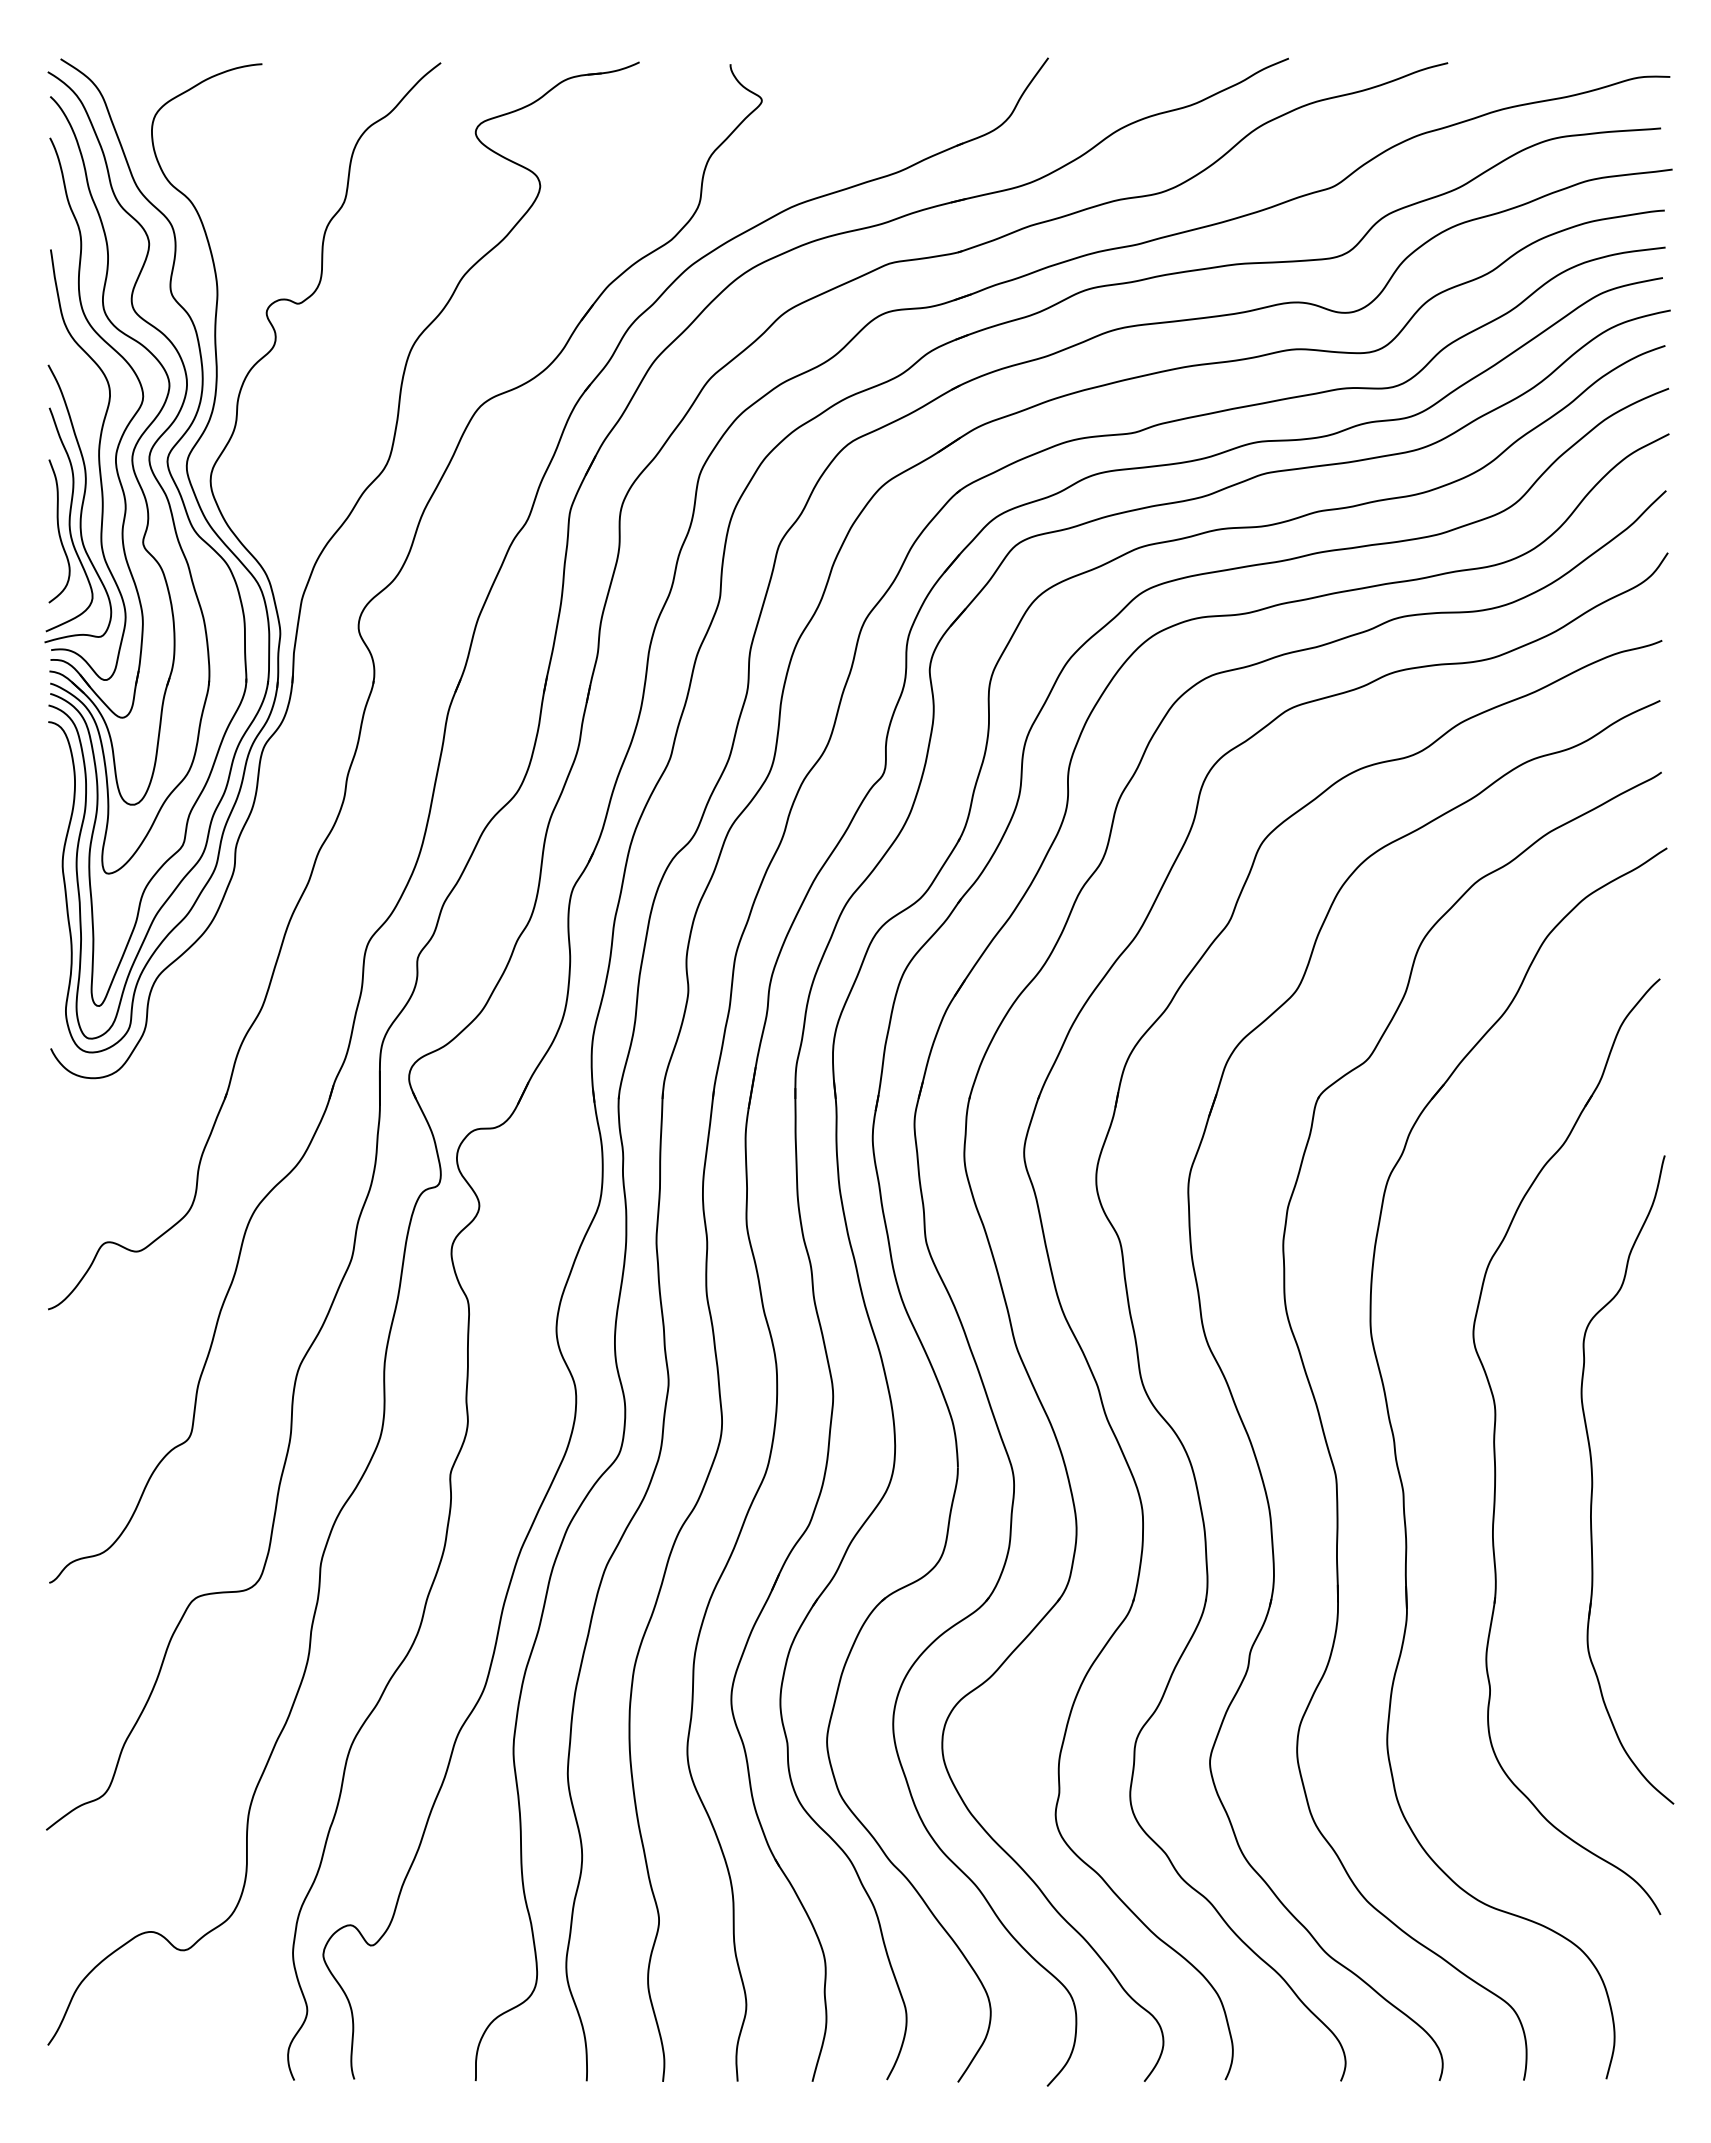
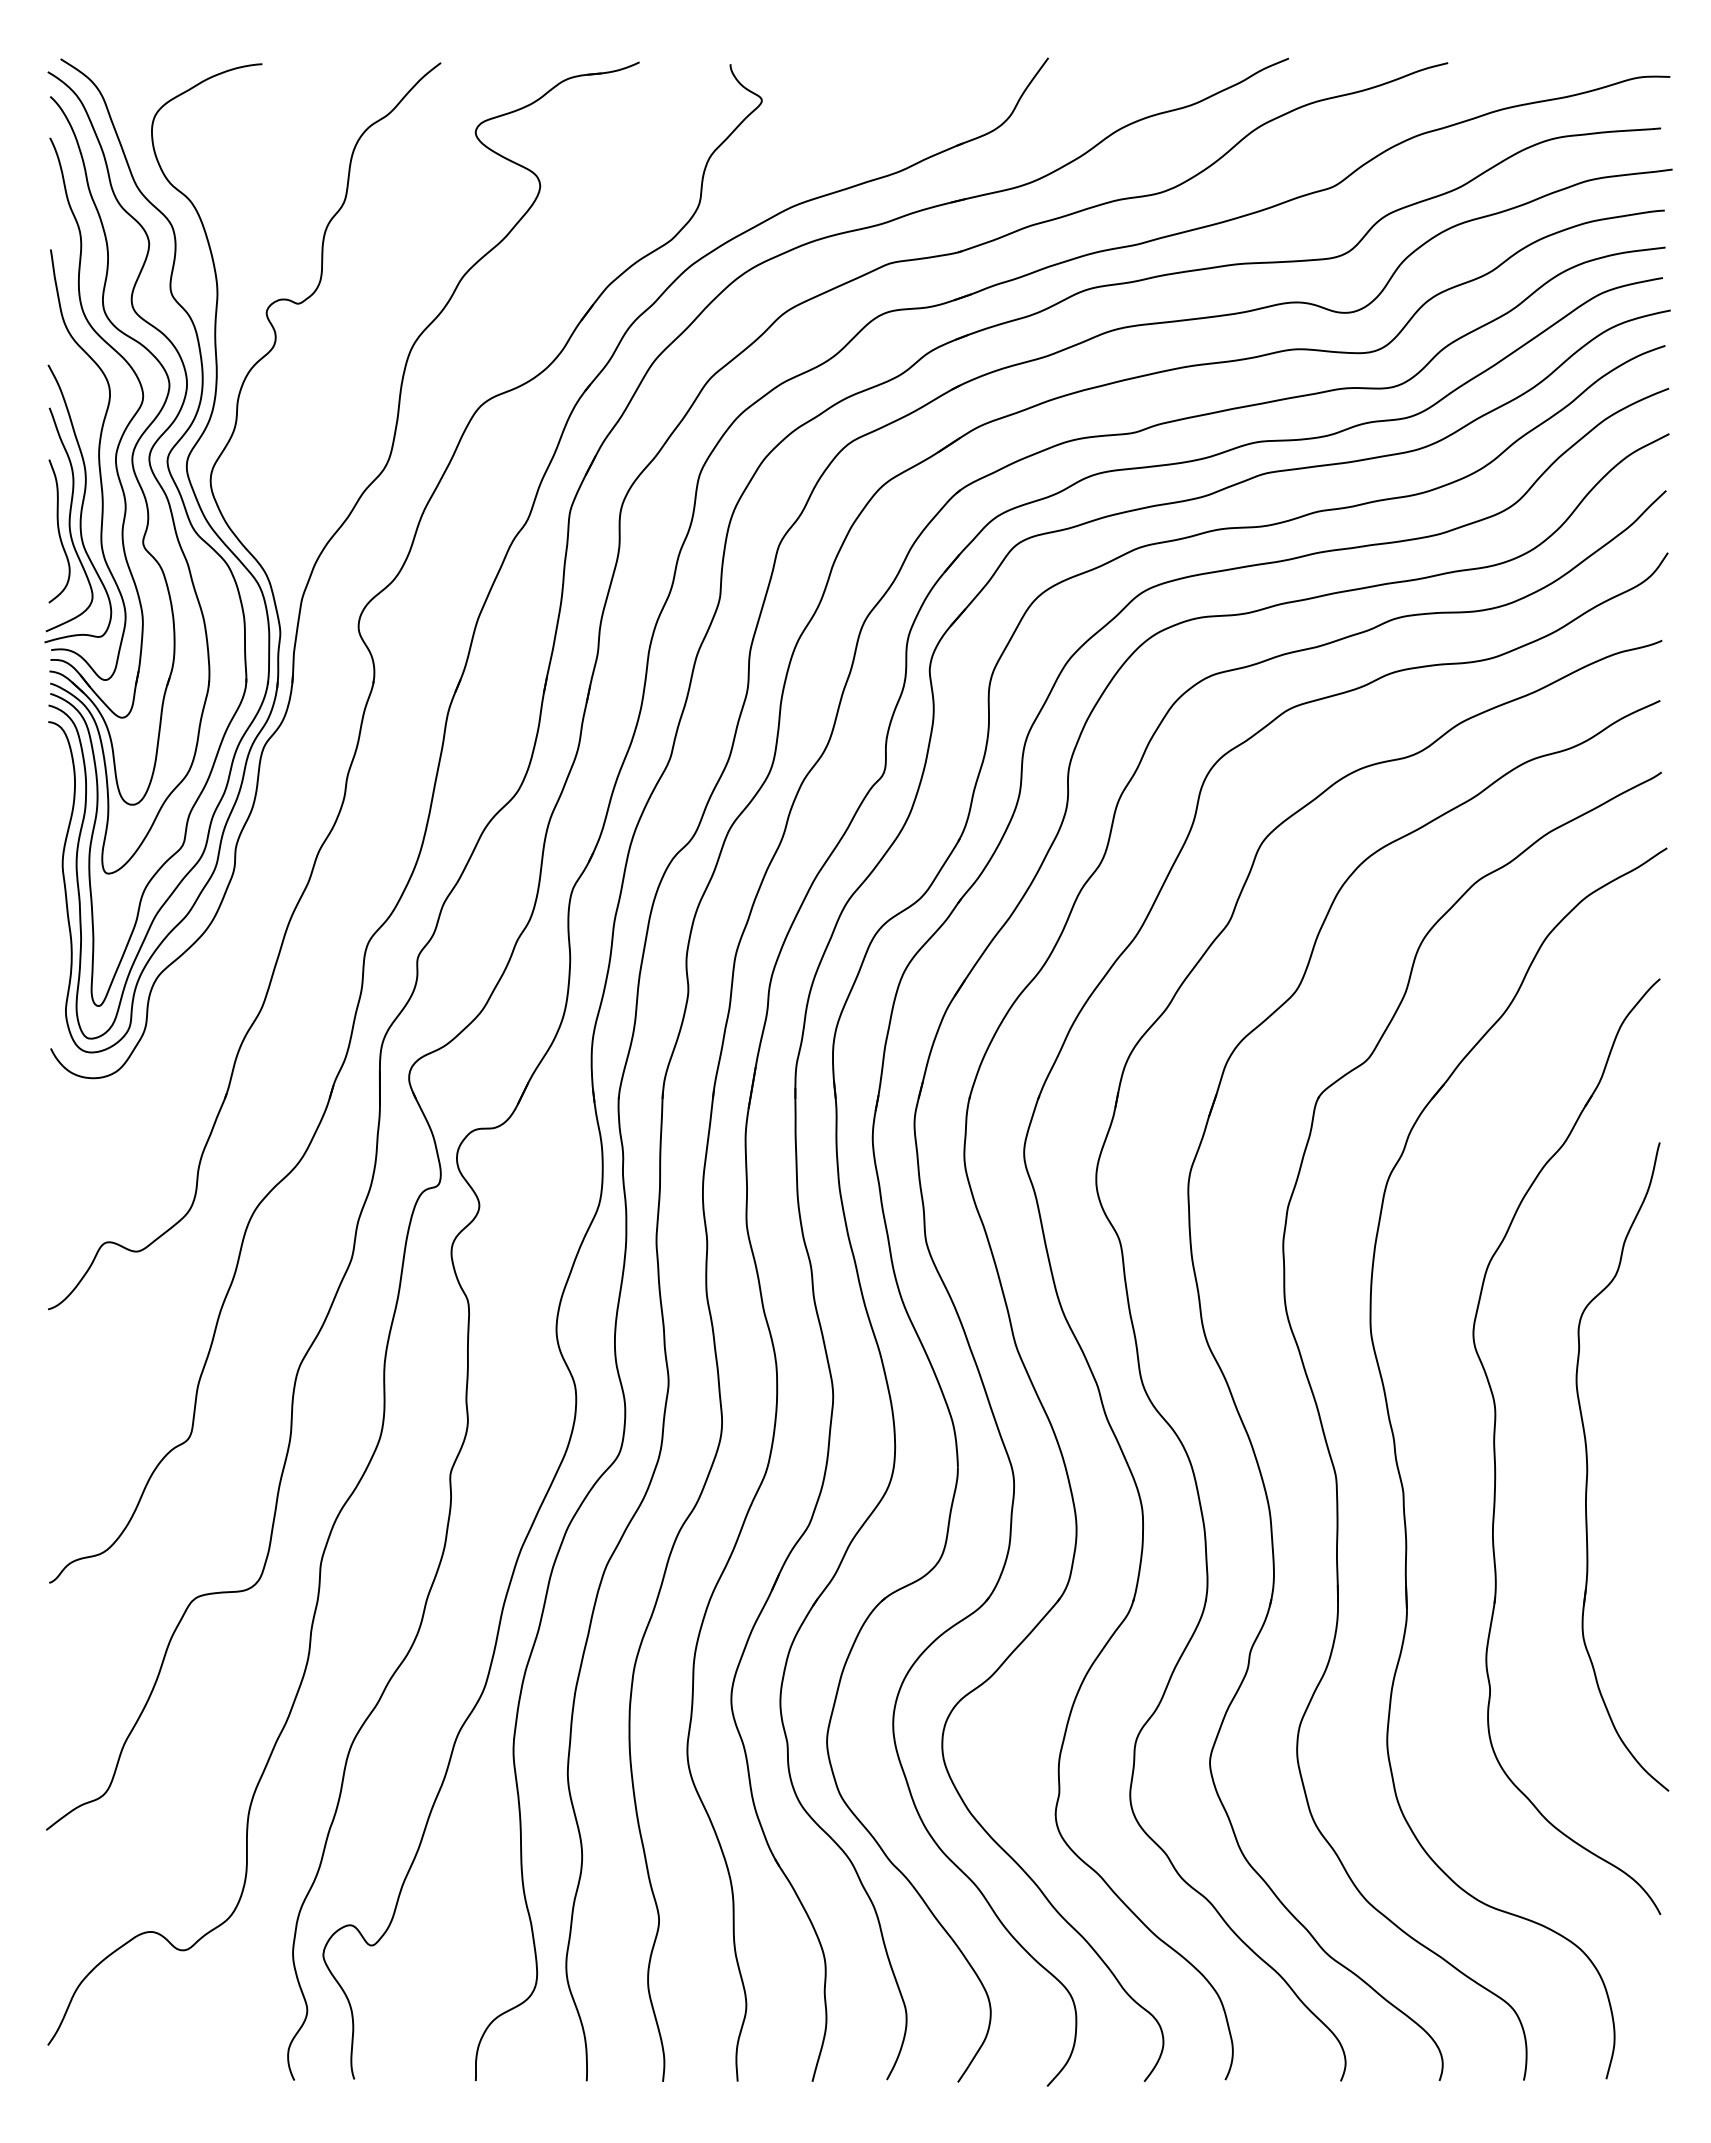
part position: (1593, 1479) -> (1588, 1466) (1588, 1466)
